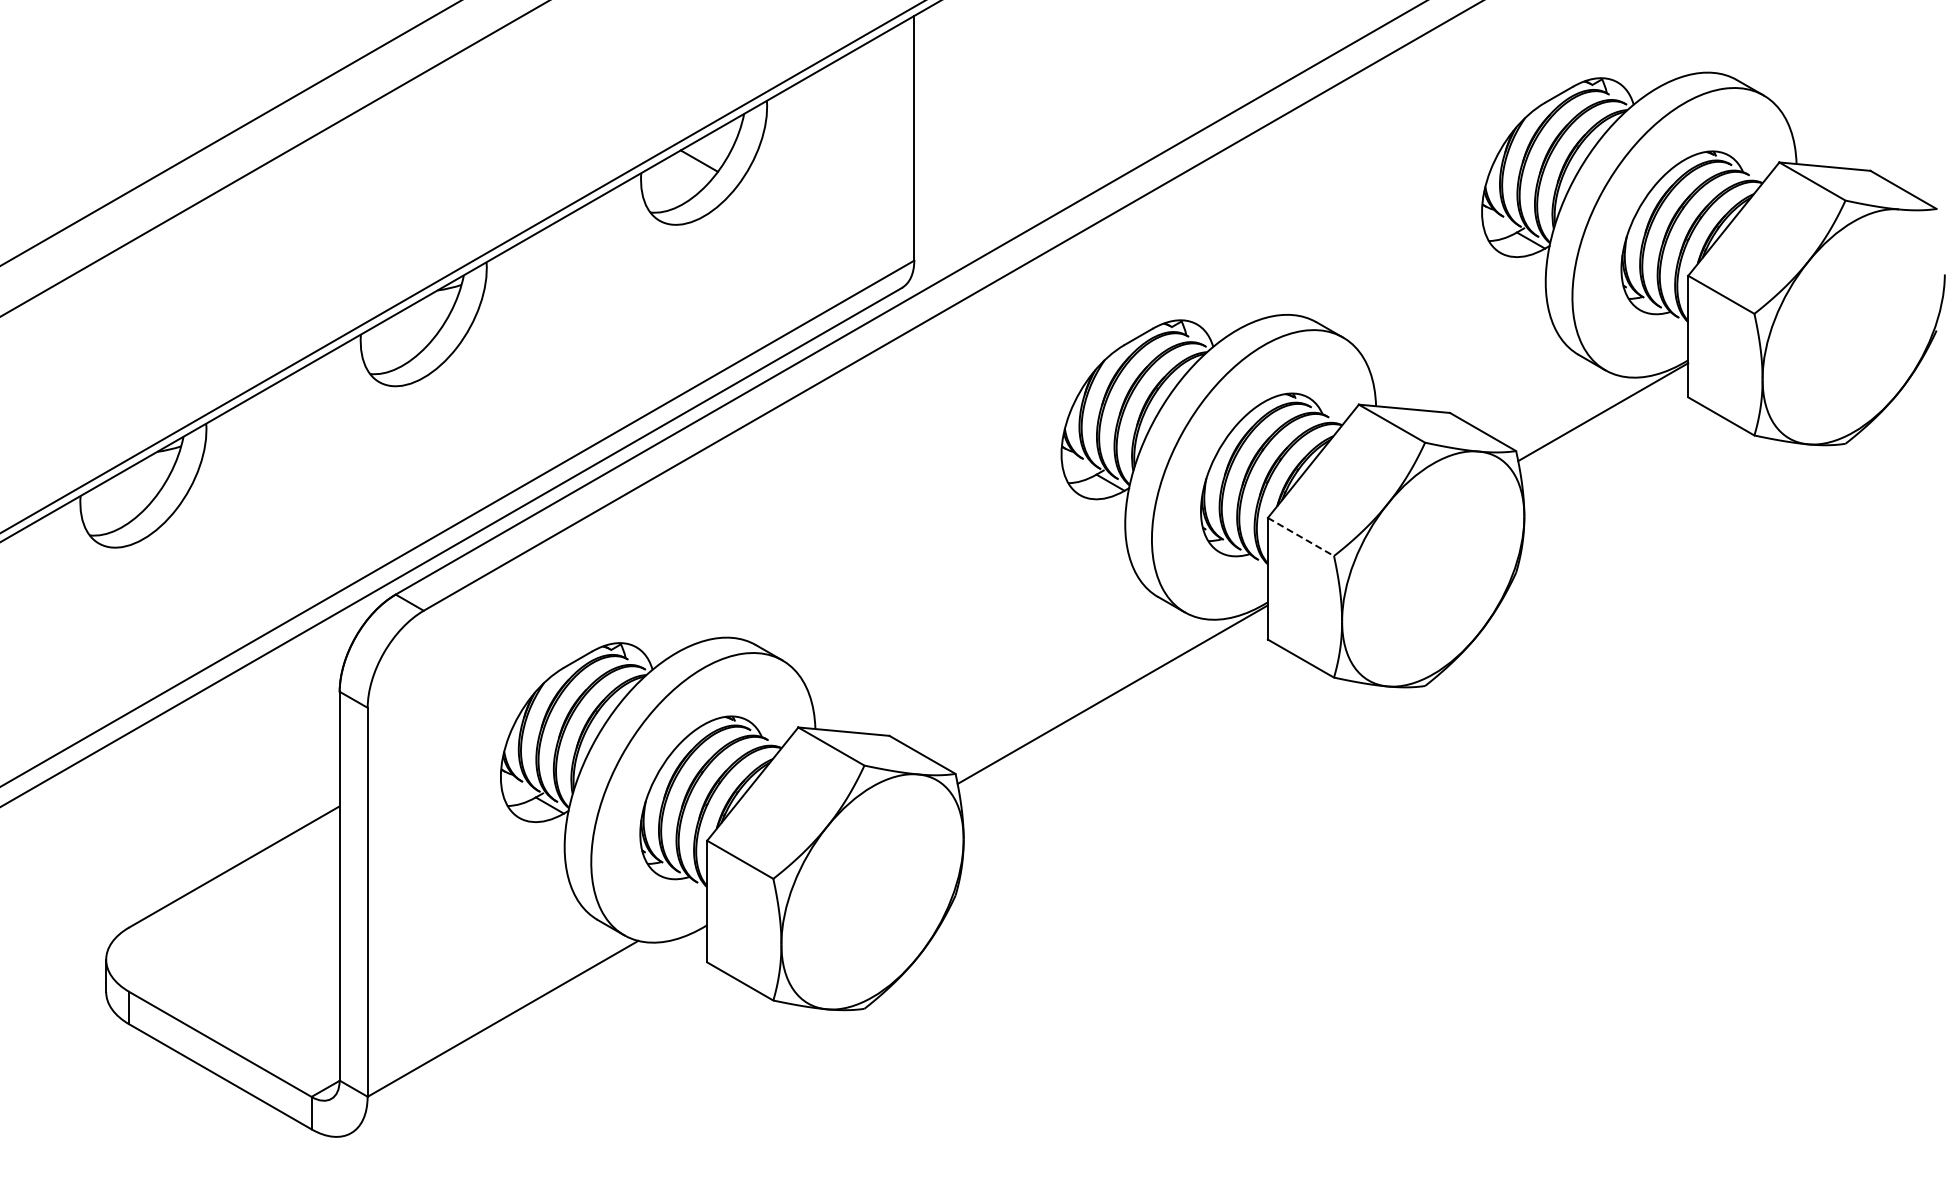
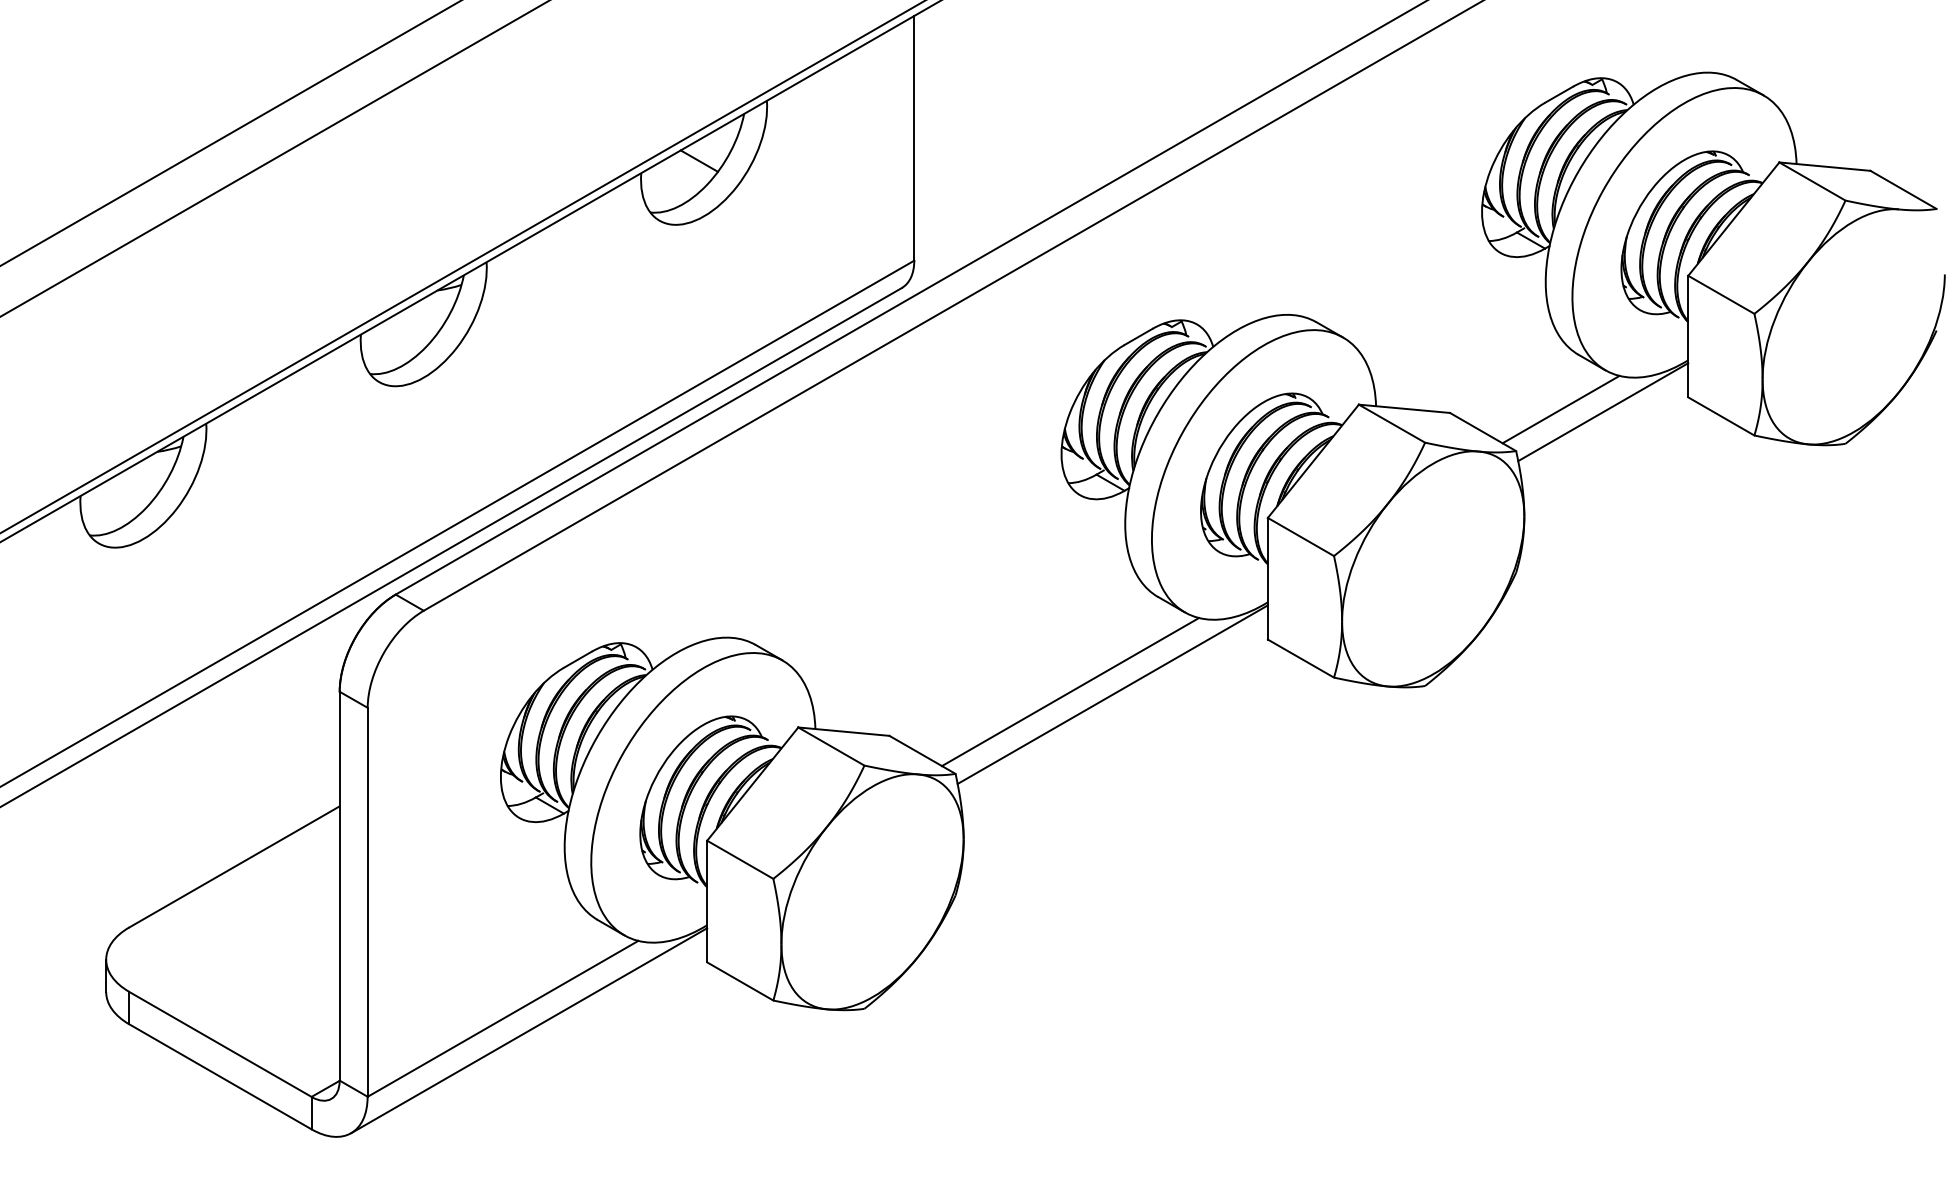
line: none -> present (1560, 409)
line: dashed -> solid (1301, 537)
line: none -> present (1070, 692)
line: none -> present (529, 1030)
